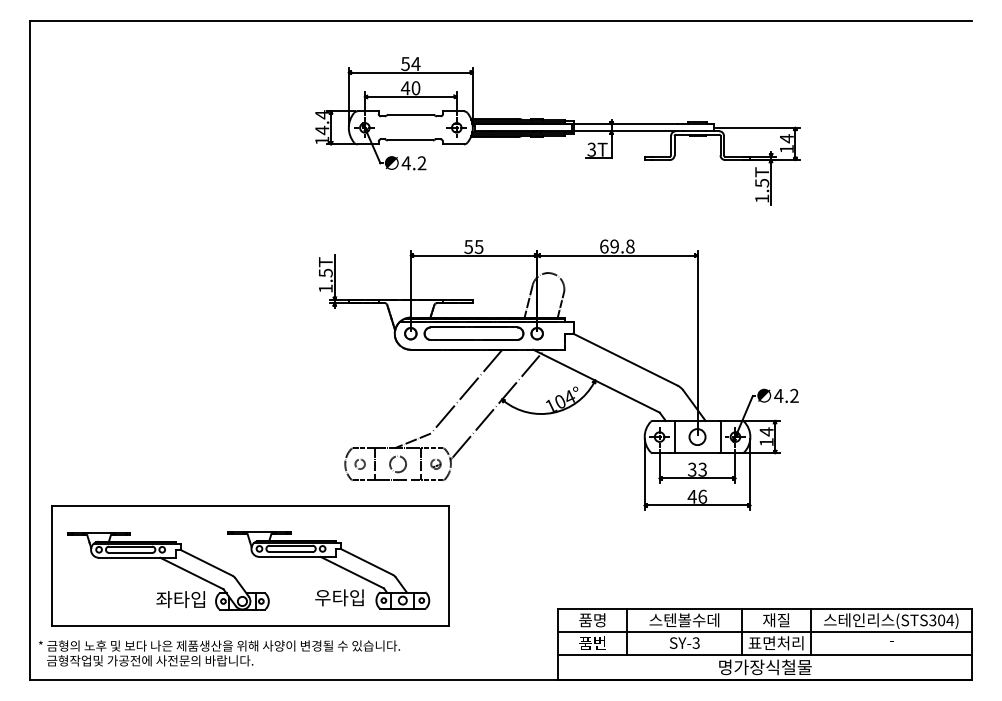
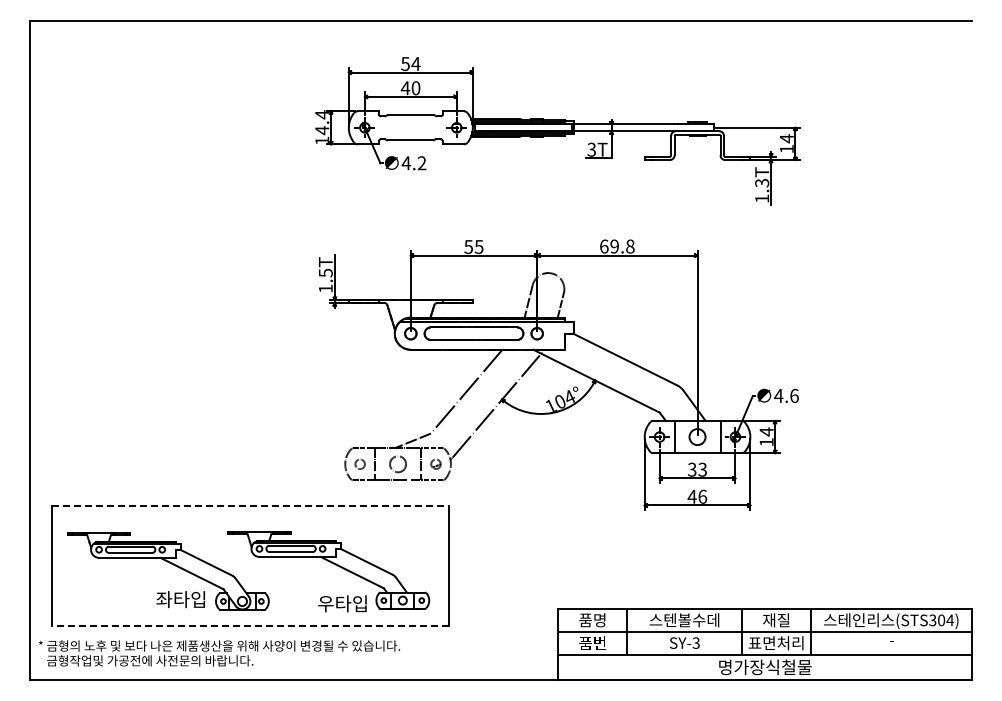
text: 1.5T -> 1.3T (761, 182)
text: 4.2 -> 4.6 (794, 395)
line: solid -> dashed (250, 506)
text position: (339, 597) -> (342, 603) (342, 603)
line: solid -> dashed (250, 625)
